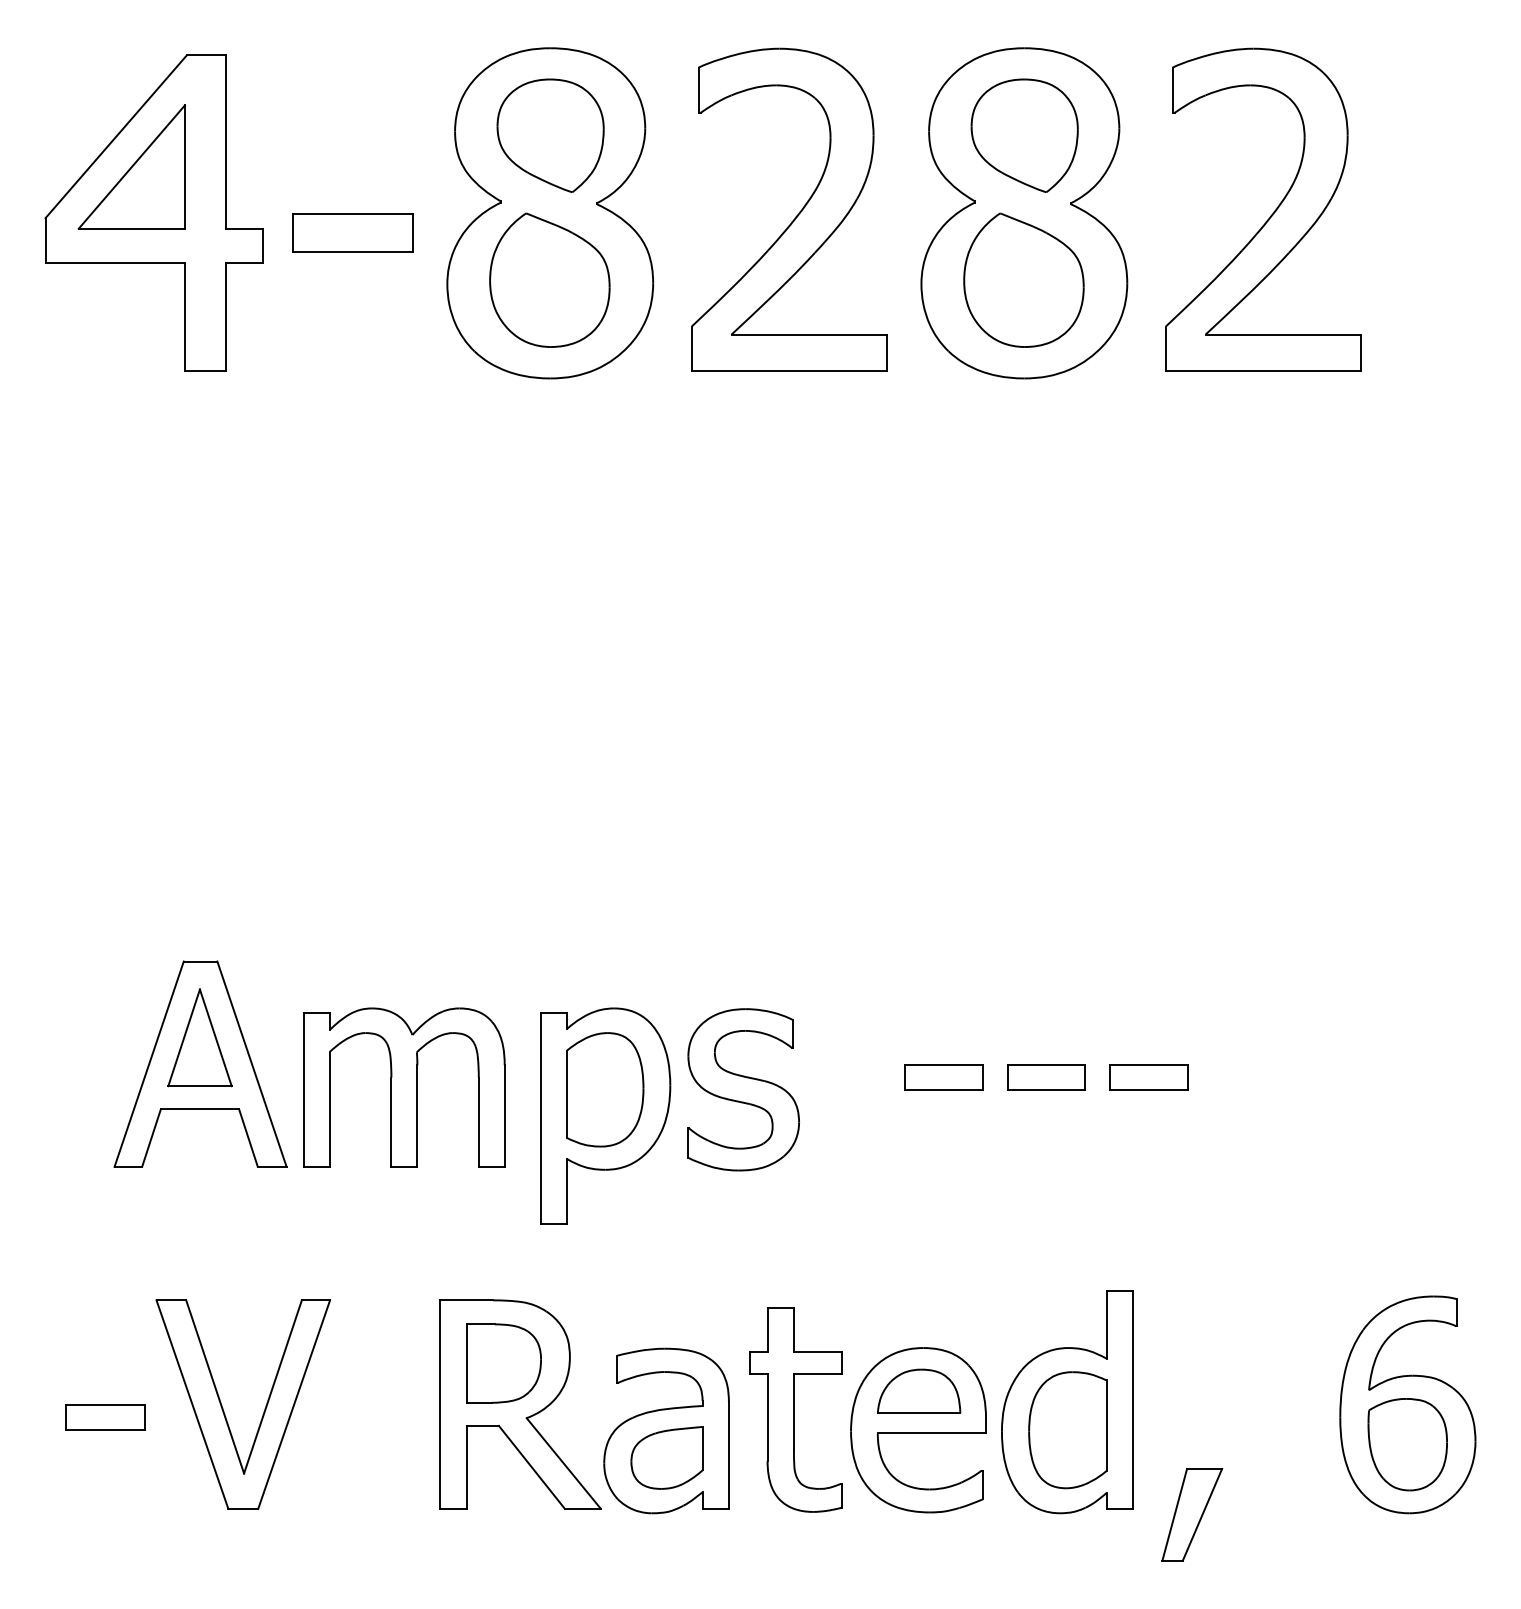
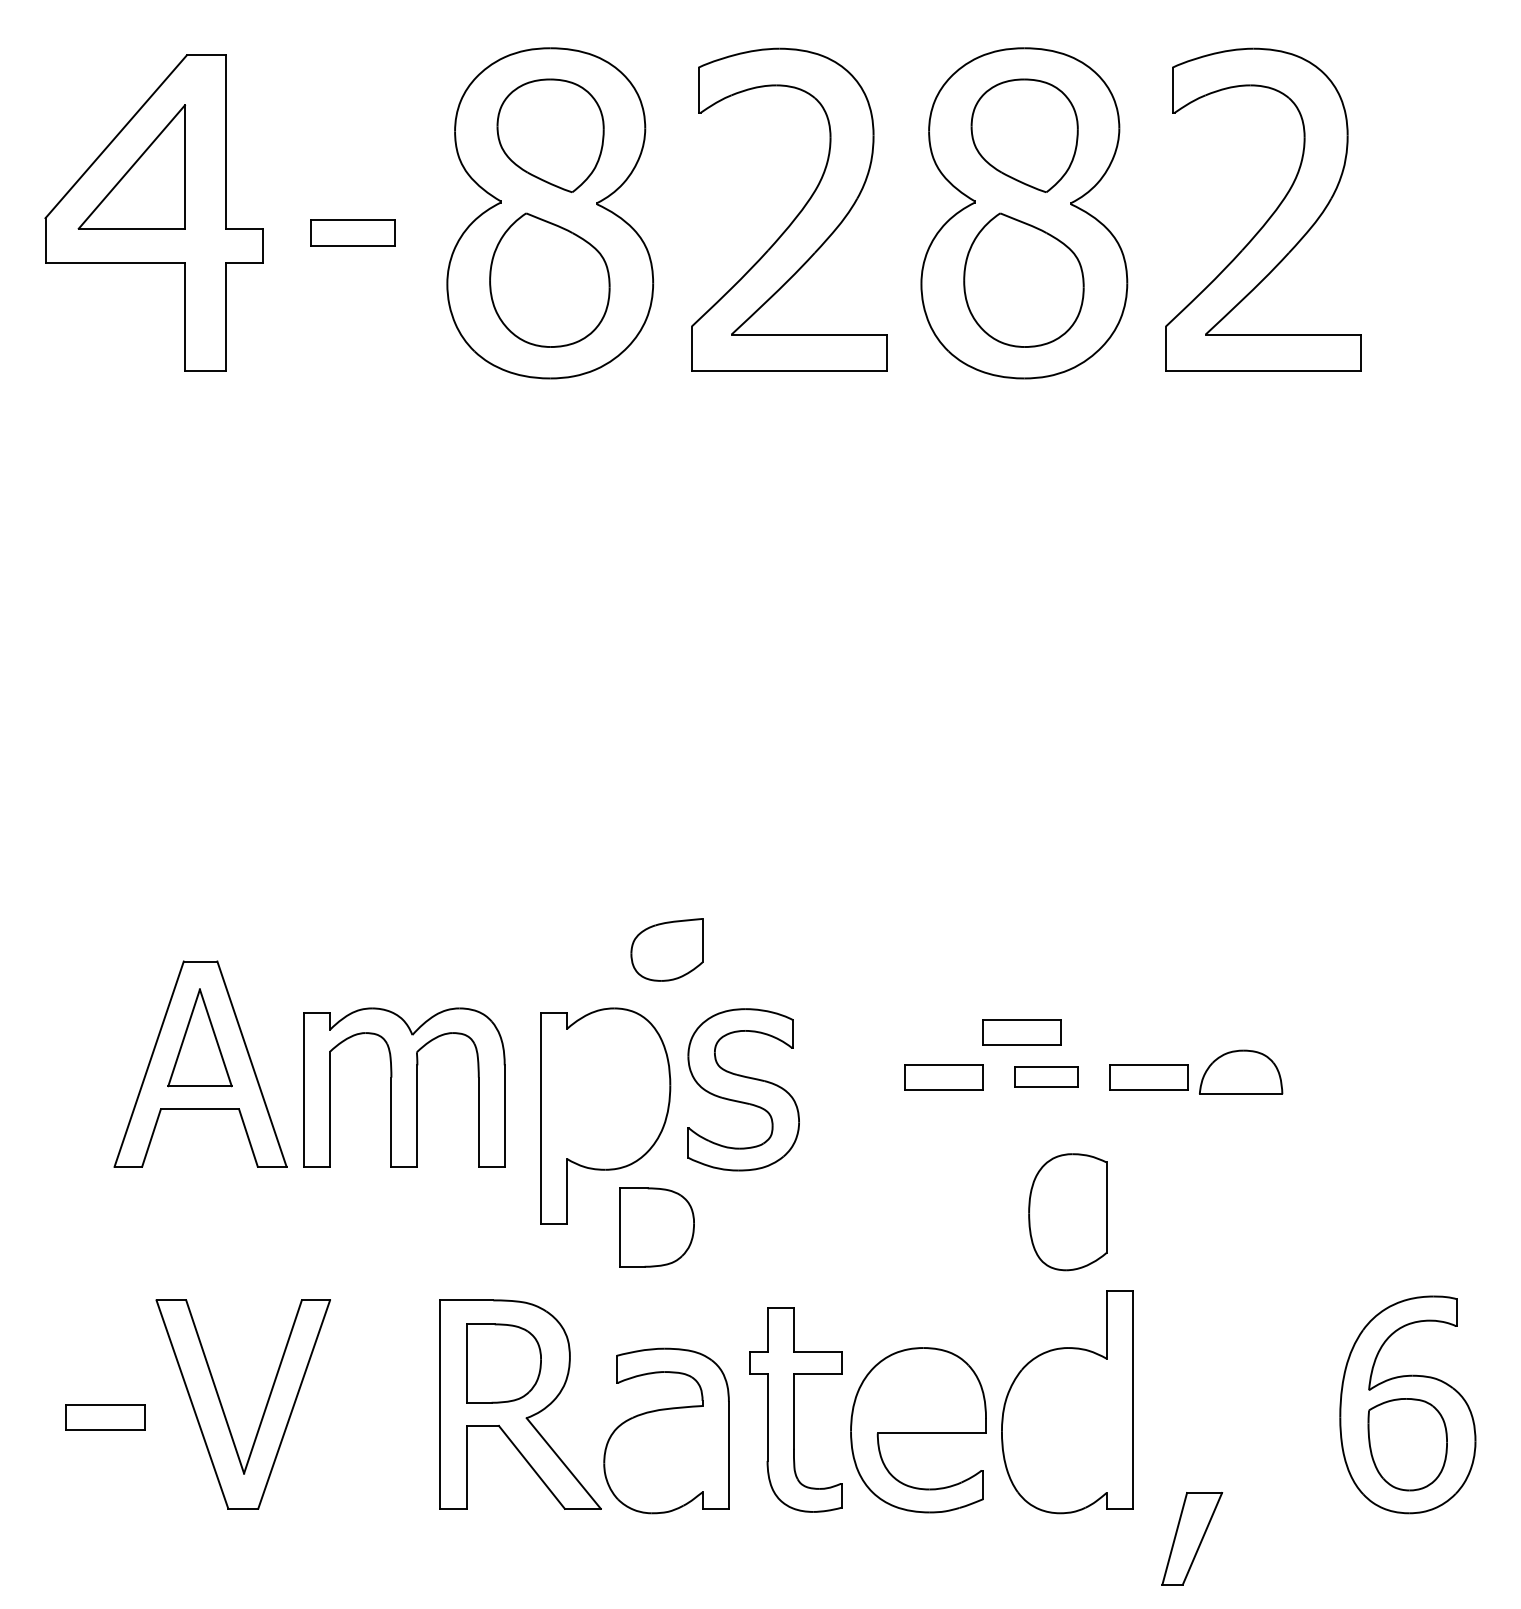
part size: 122x40 px -> 86x28 px (352, 232)
part: none -> present (1021, 1032)
part size: 79x27 px -> 65x22 px (1046, 1076)
part: present -> none (605, 1089)
part: none -> present (656, 1227)
part position: (919, 1390) -> (1241, 1071) (1241, 1071)
part position: (1067, 1430) -> (1067, 1212) (1067, 1212)
part position: (666, 1457) -> (666, 949) (666, 949)
part position: (1192, 1514) -> (1192, 1538) (1192, 1538)
